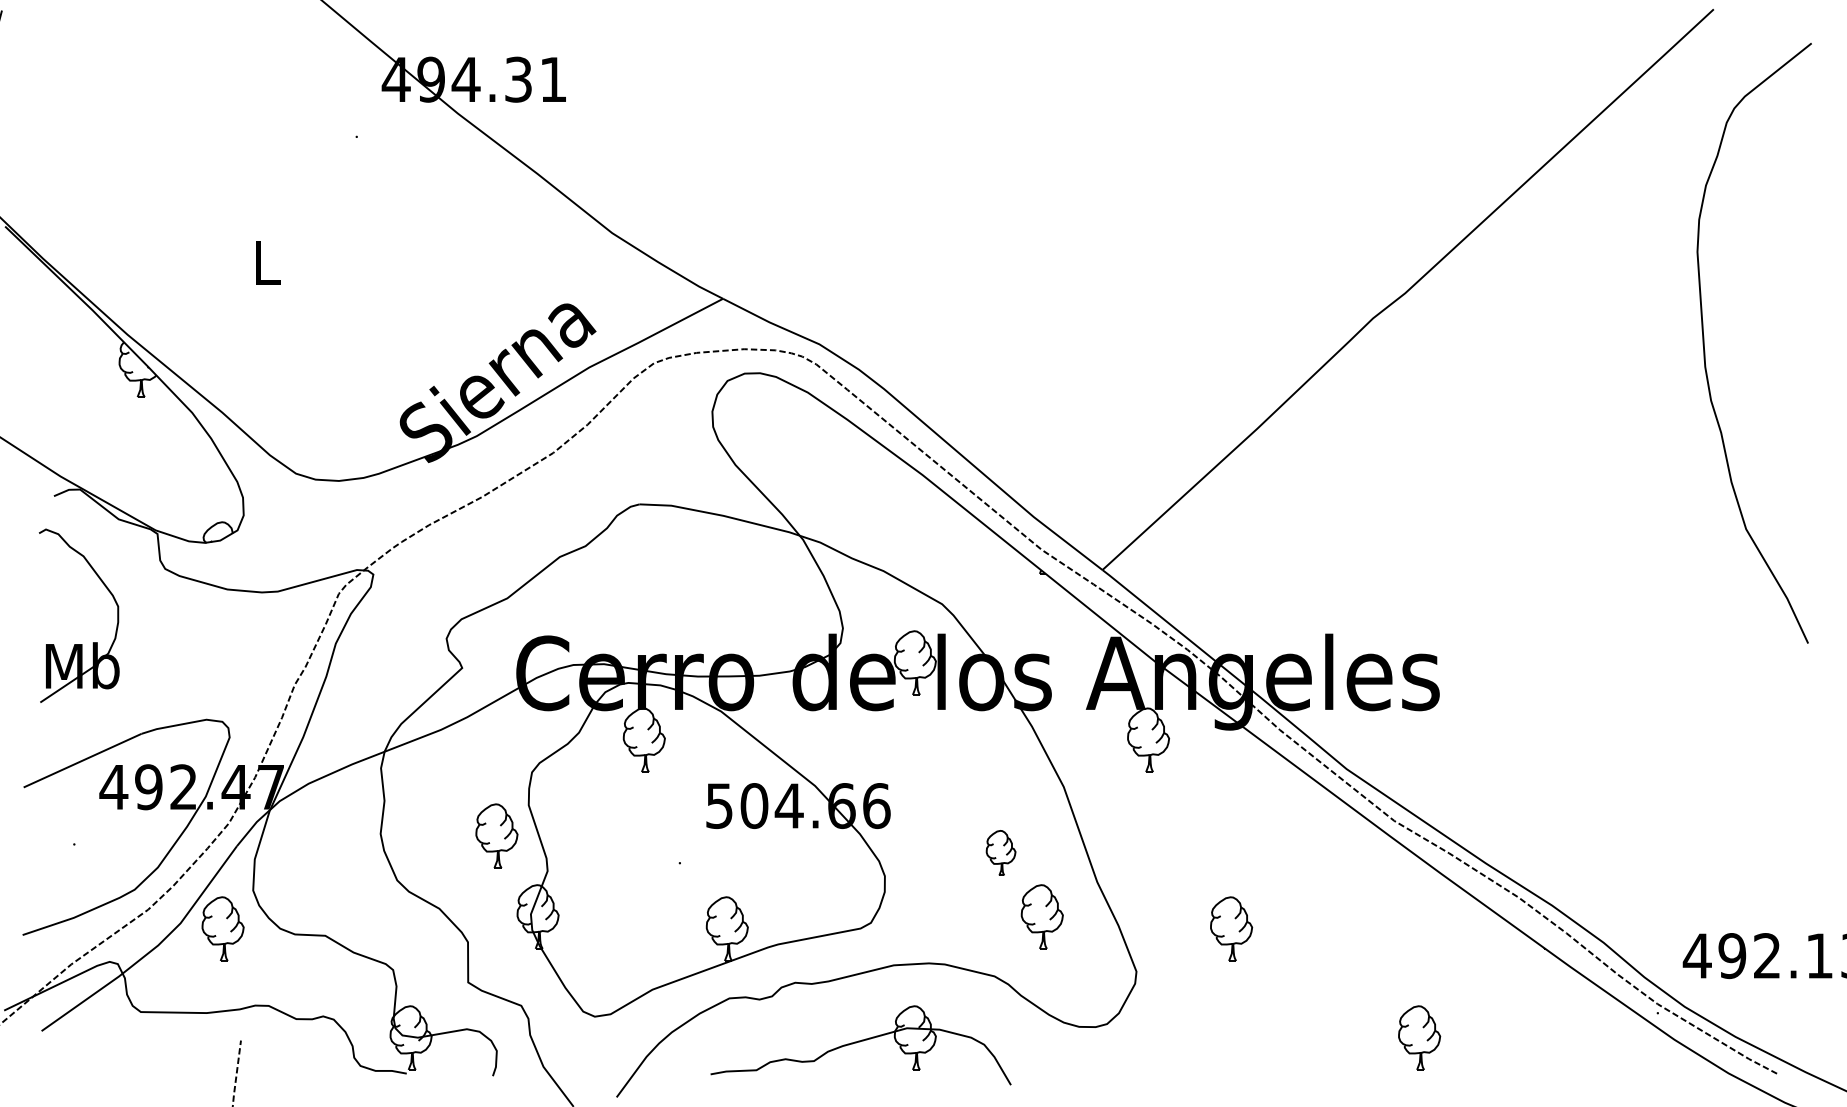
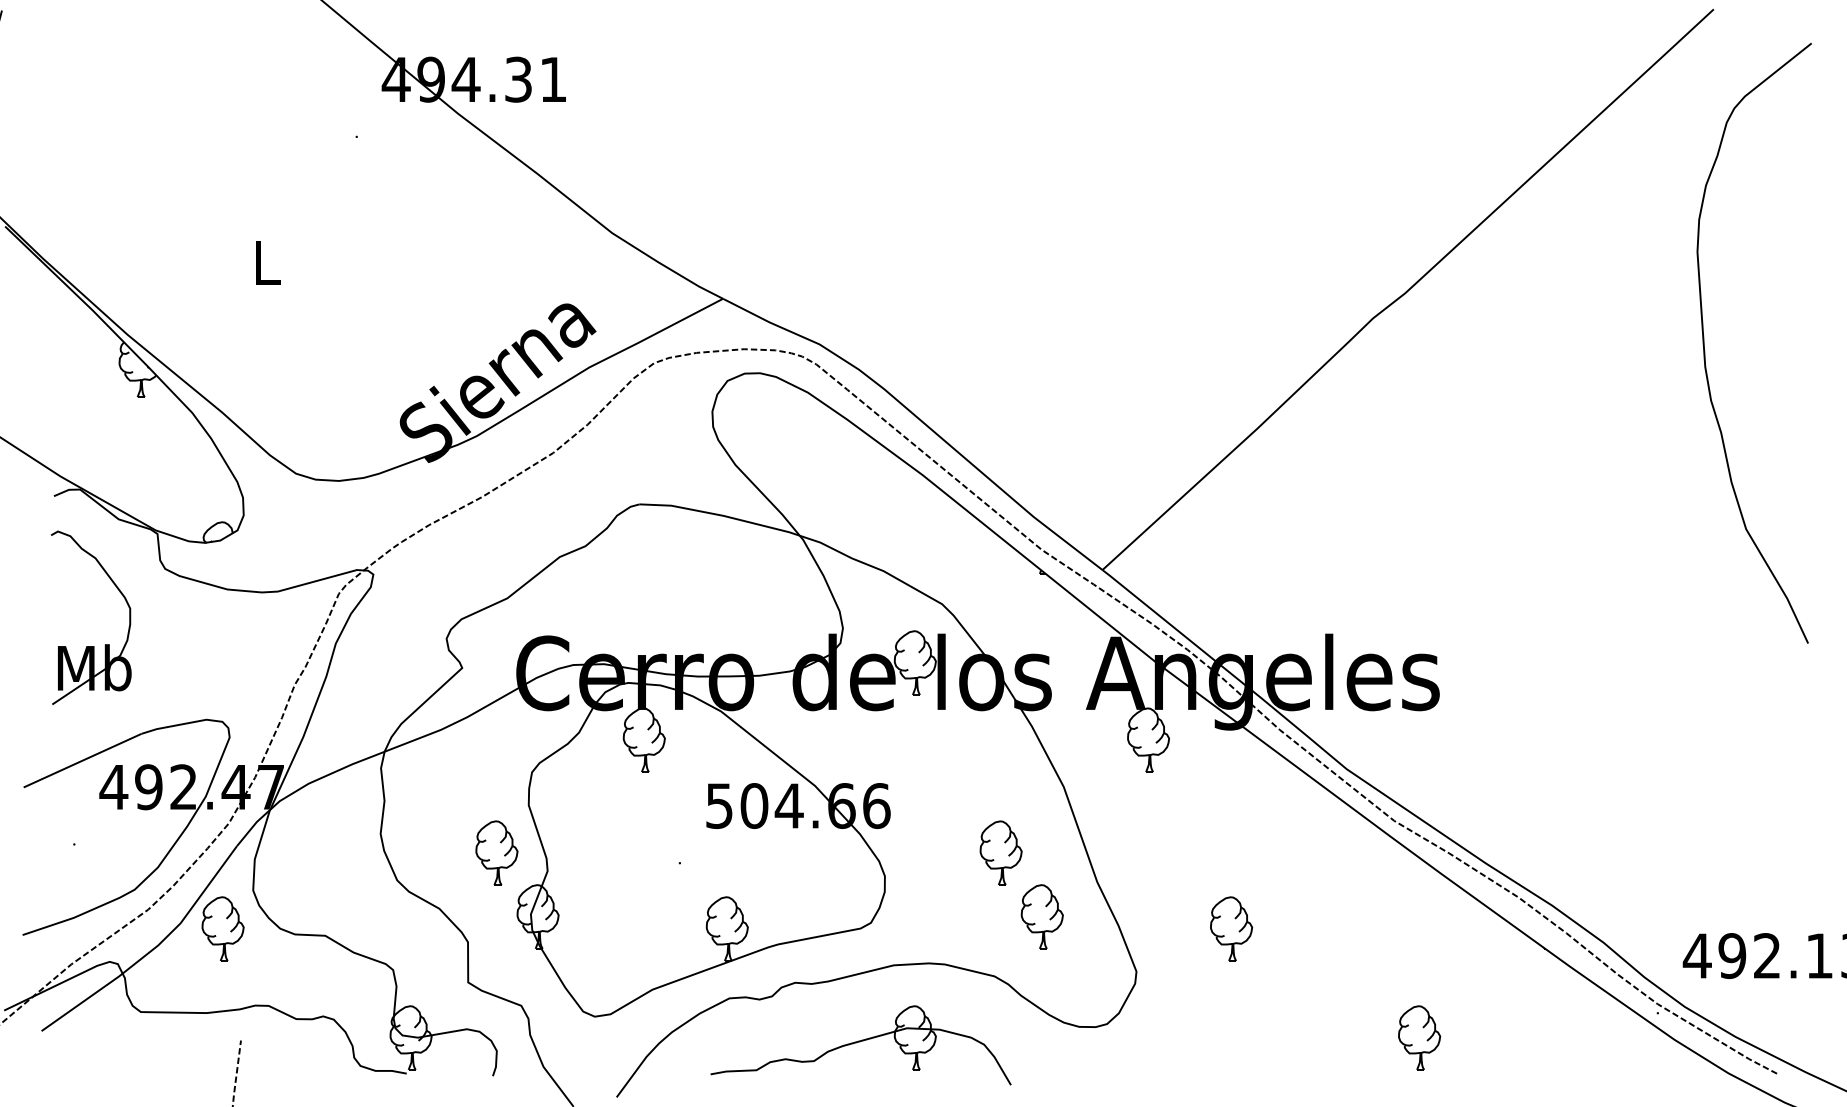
part position: (78, 644) -> (90, 646) (90, 646)
part position: (496, 835) -> (496, 852) (496, 852)
part size: 32x46 px -> 44x66 px (1000, 852)
